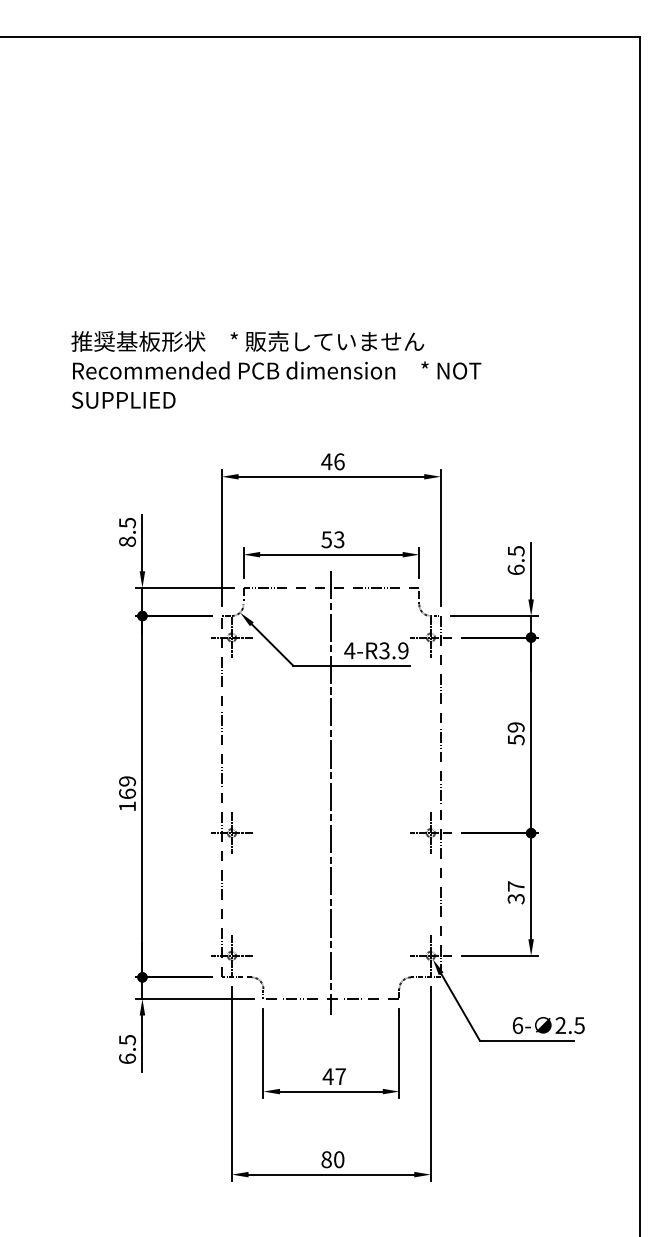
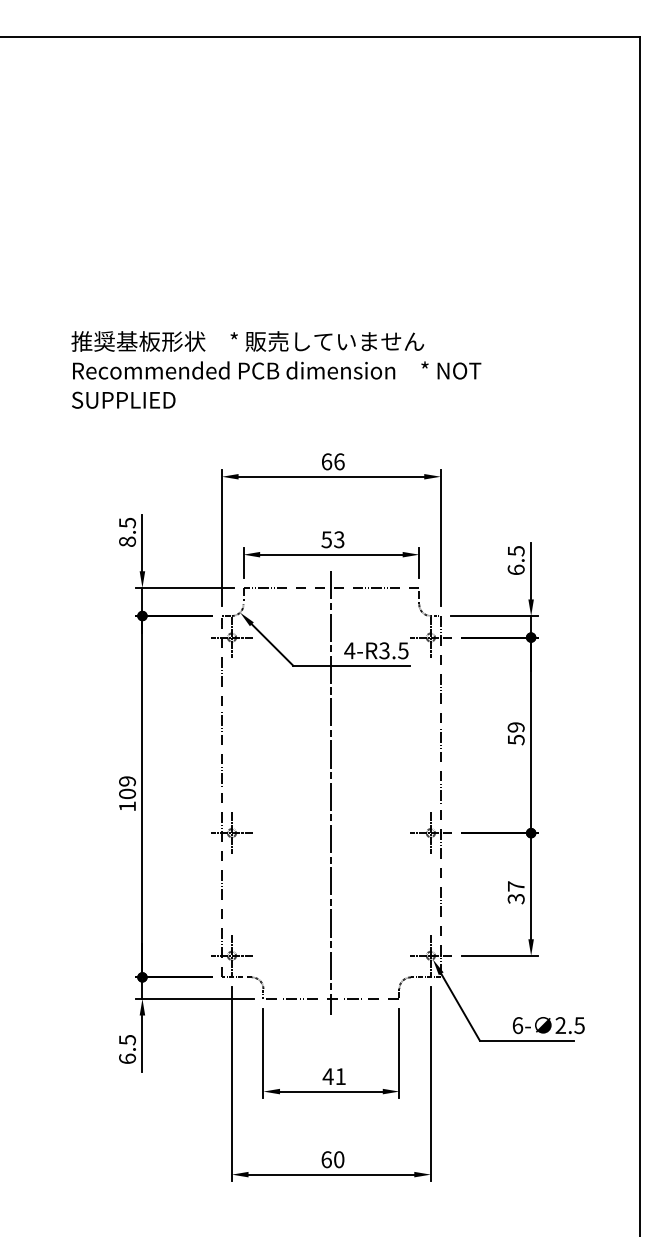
text: 46 -> 66 (326, 461)
text: 4-R3.9 -> 4-R3.5 (403, 650)
text: 169 -> 109 (127, 793)
text: 47 -> 41 (340, 1076)
text: 80 -> 60 (326, 1159)
